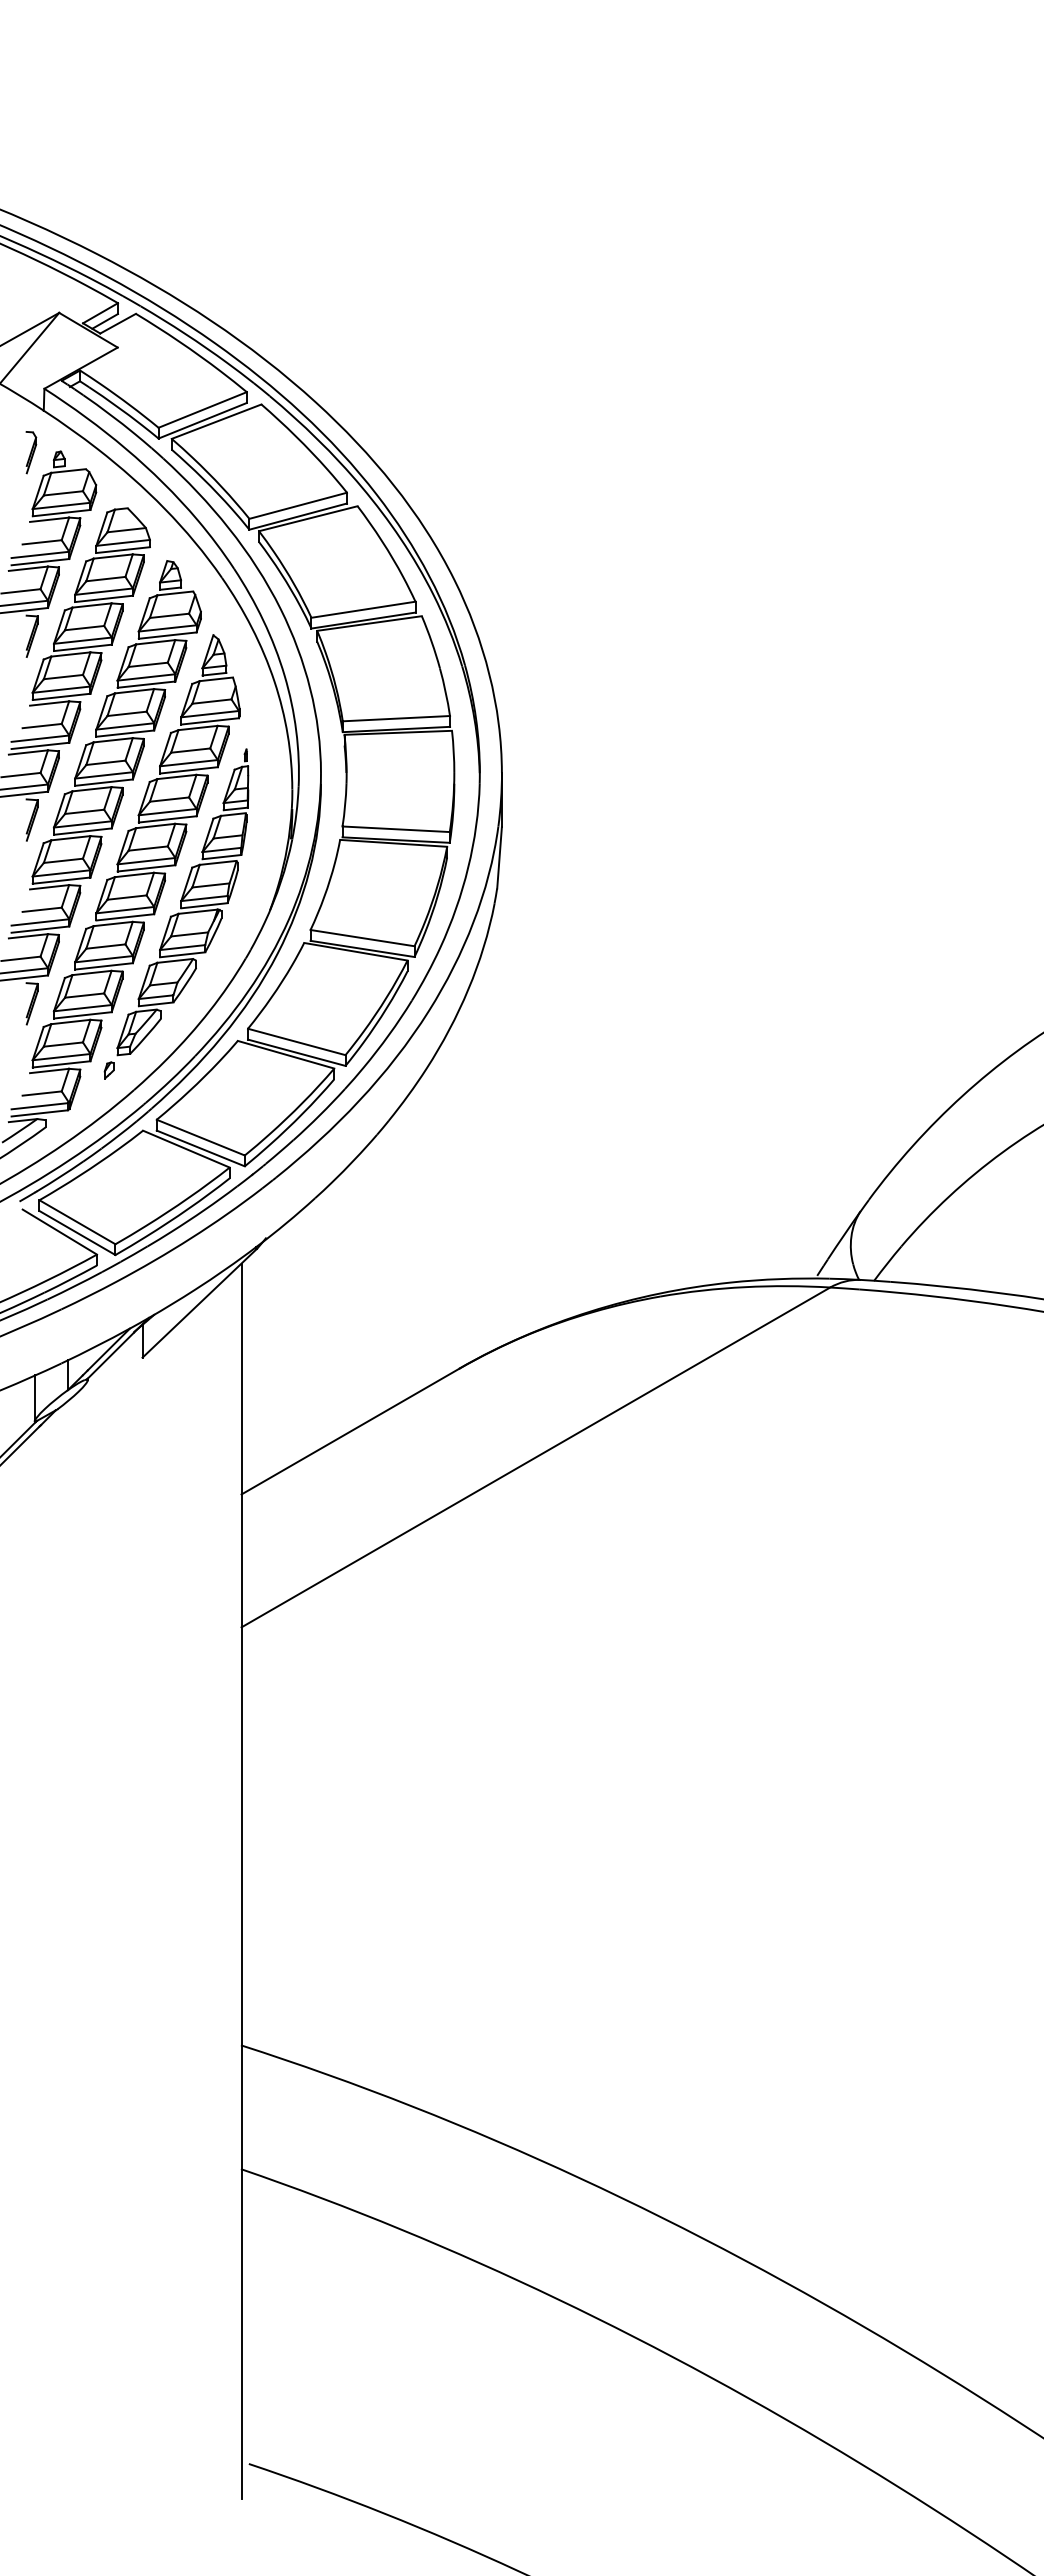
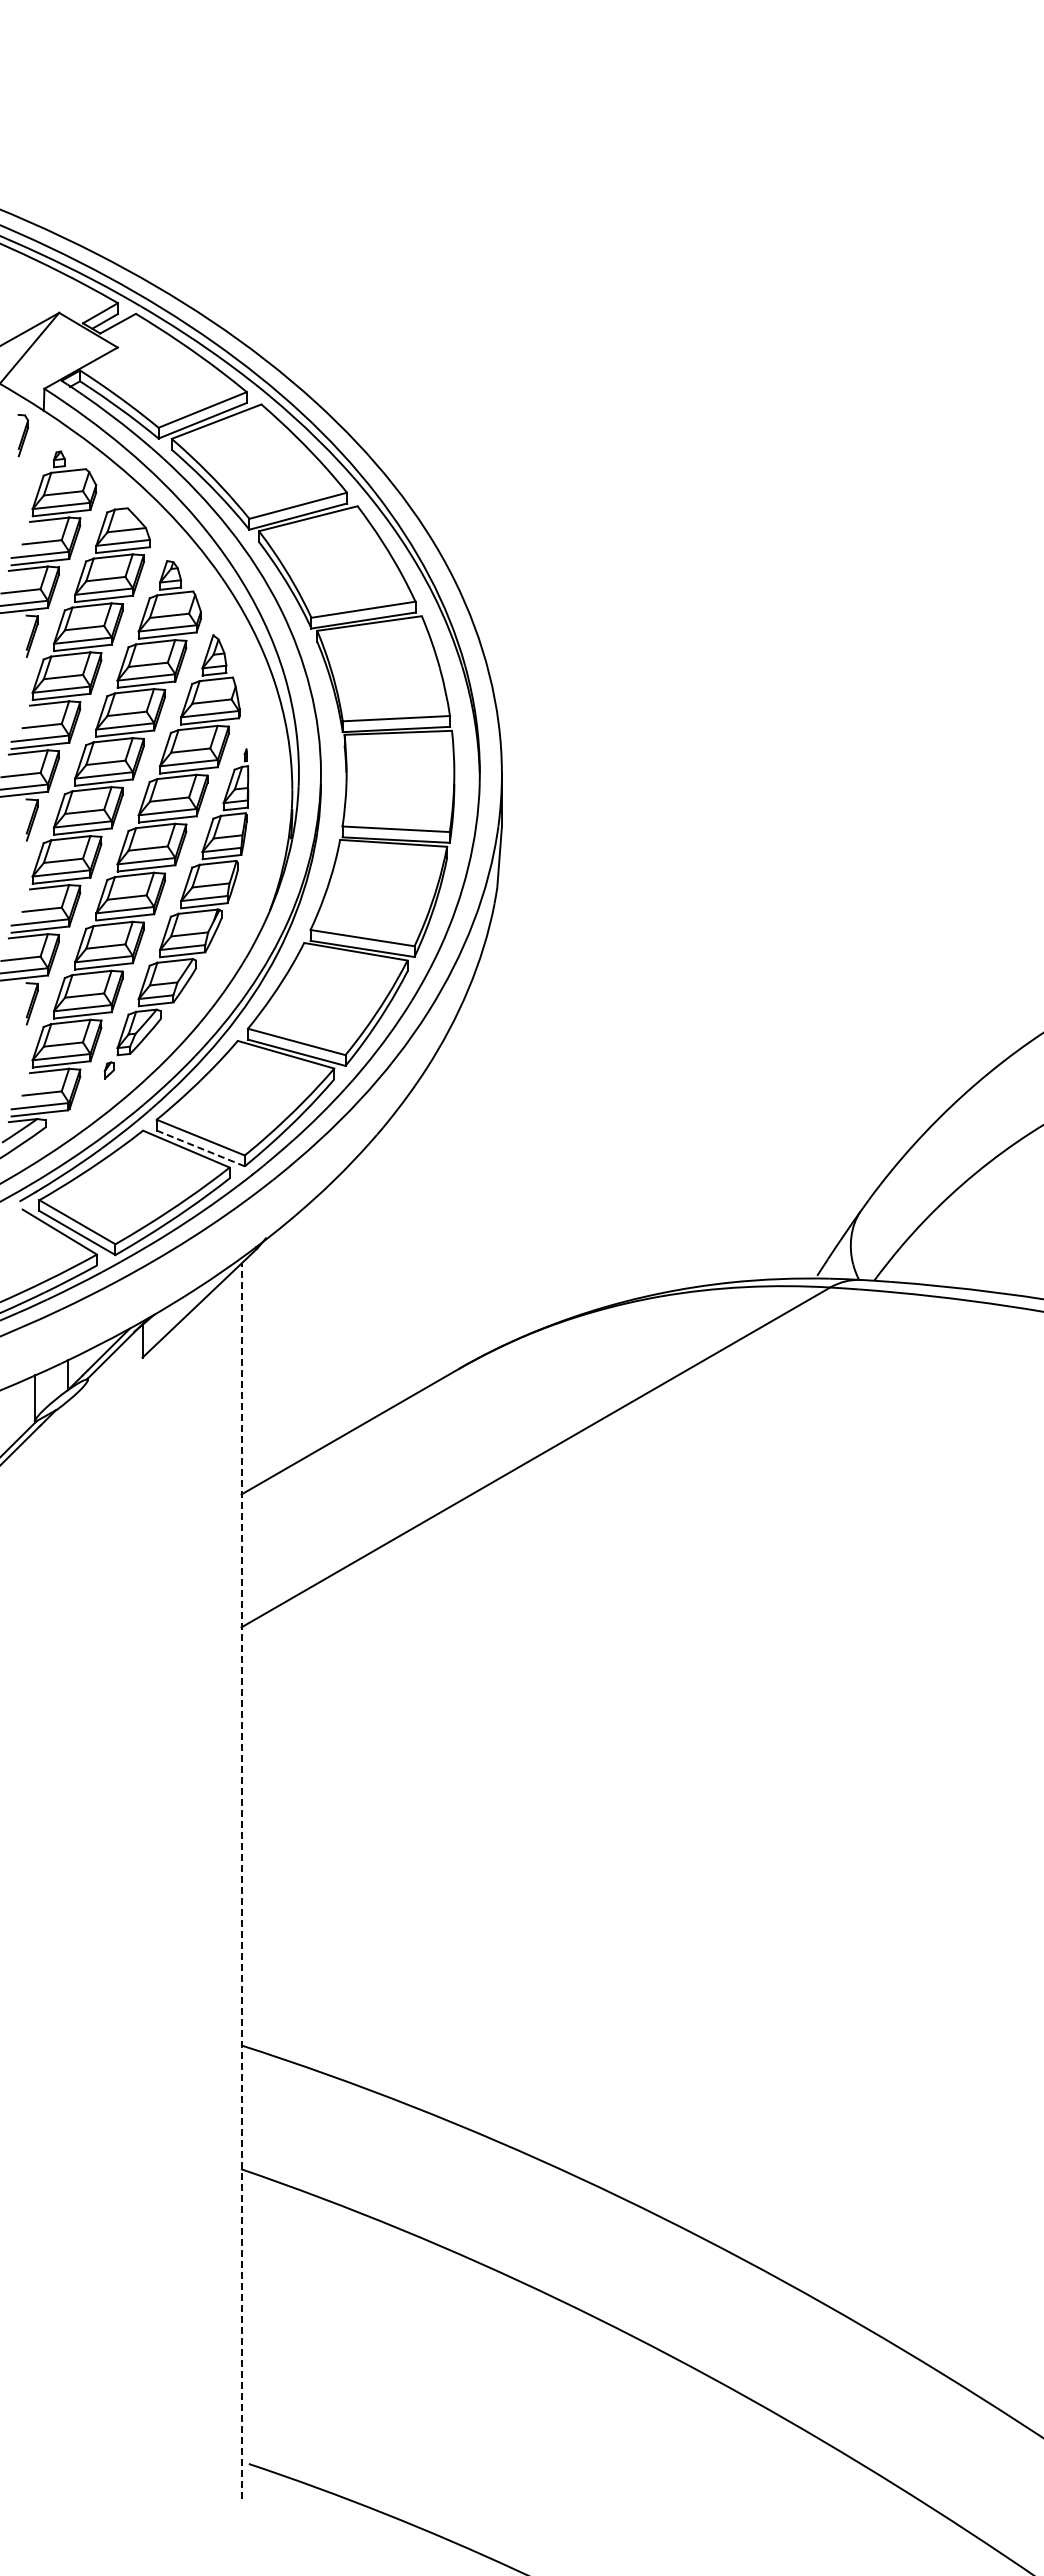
part position: (31, 452) -> (23, 435) (23, 435)
line: solid -> dashed (200, 1148)
line: solid -> dashed (241, 1881)
